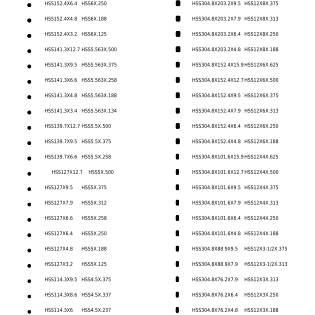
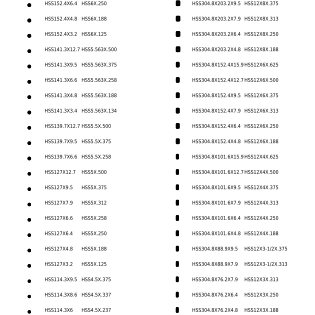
text position: (82, 171) -> (75, 171) (75, 171)
